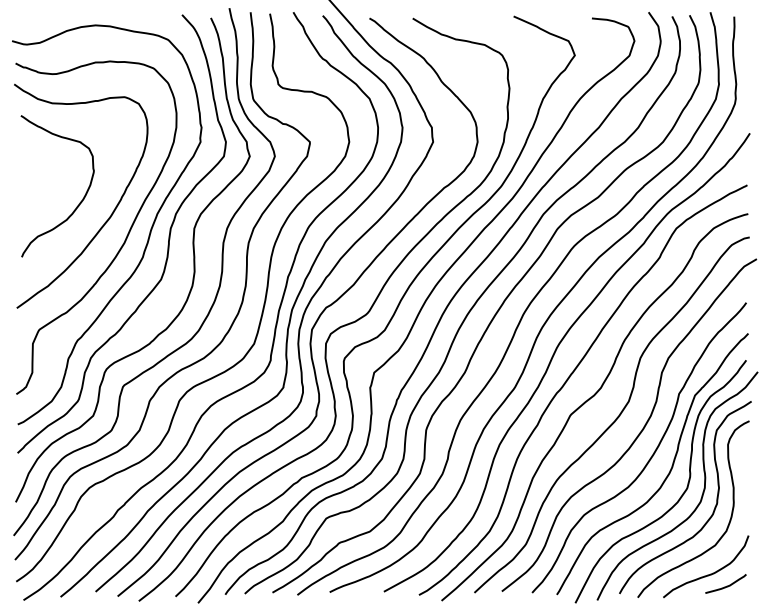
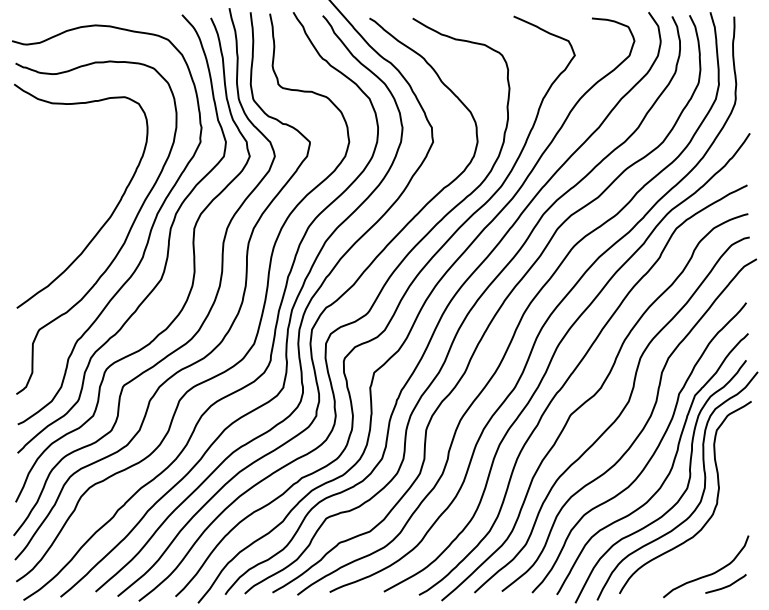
curve: present -> none (79, 202)
curve: present -> none (729, 519)
